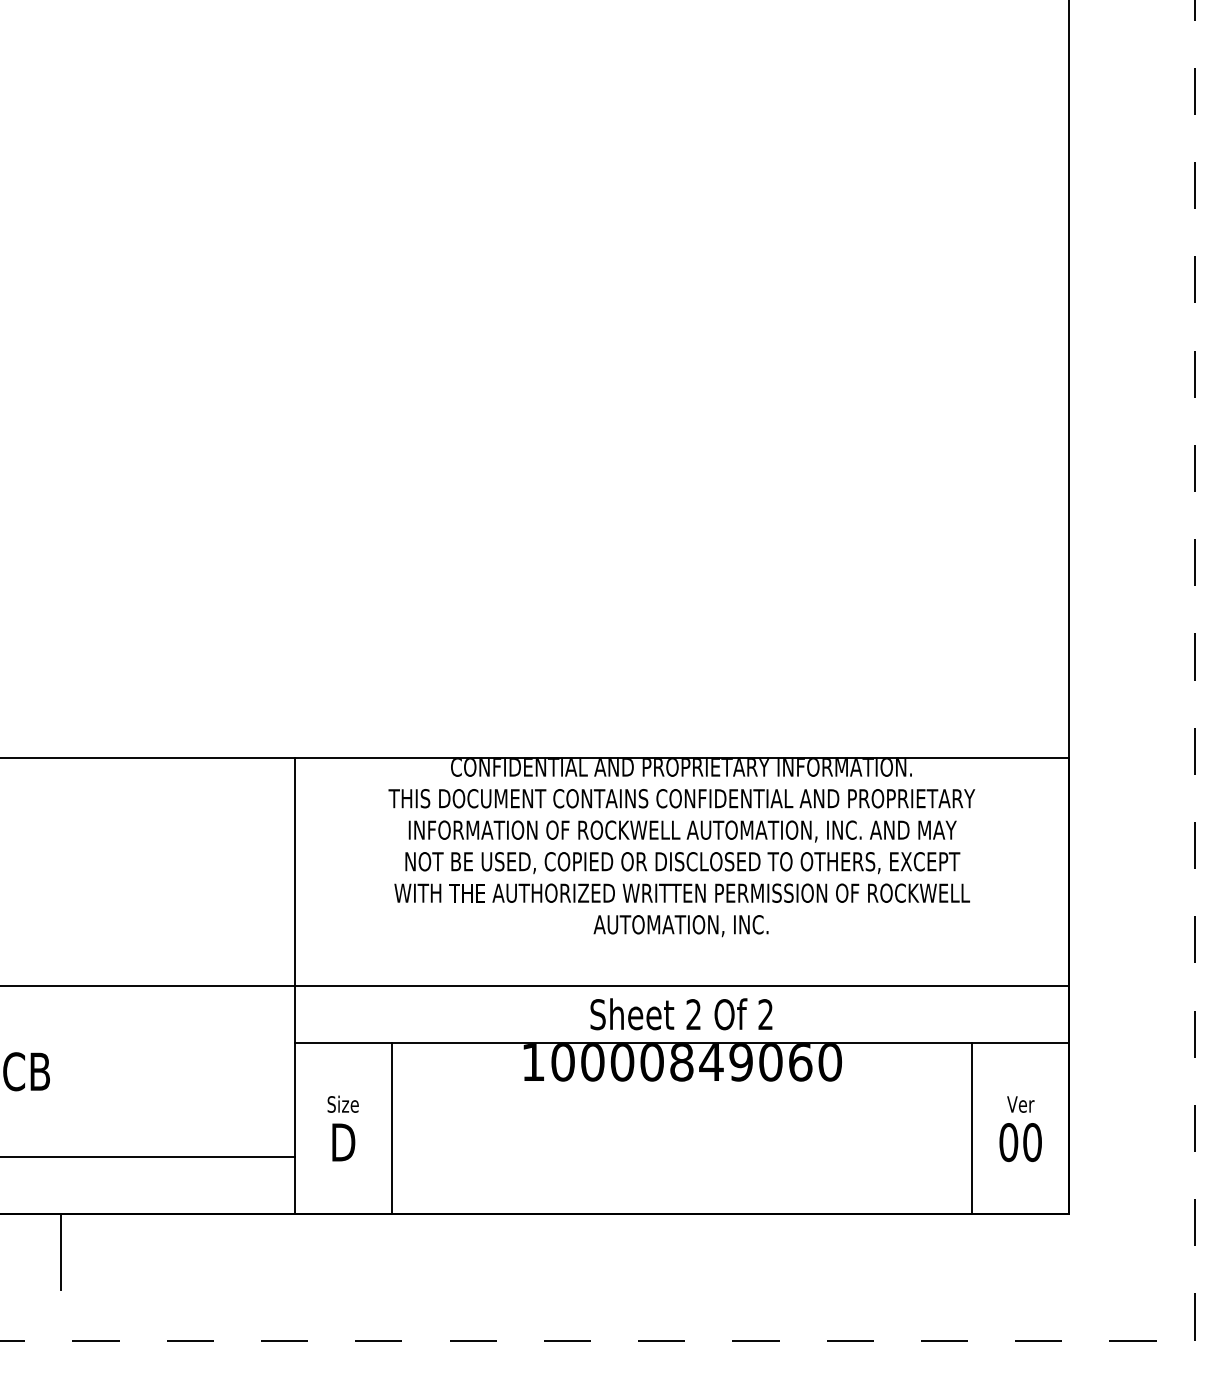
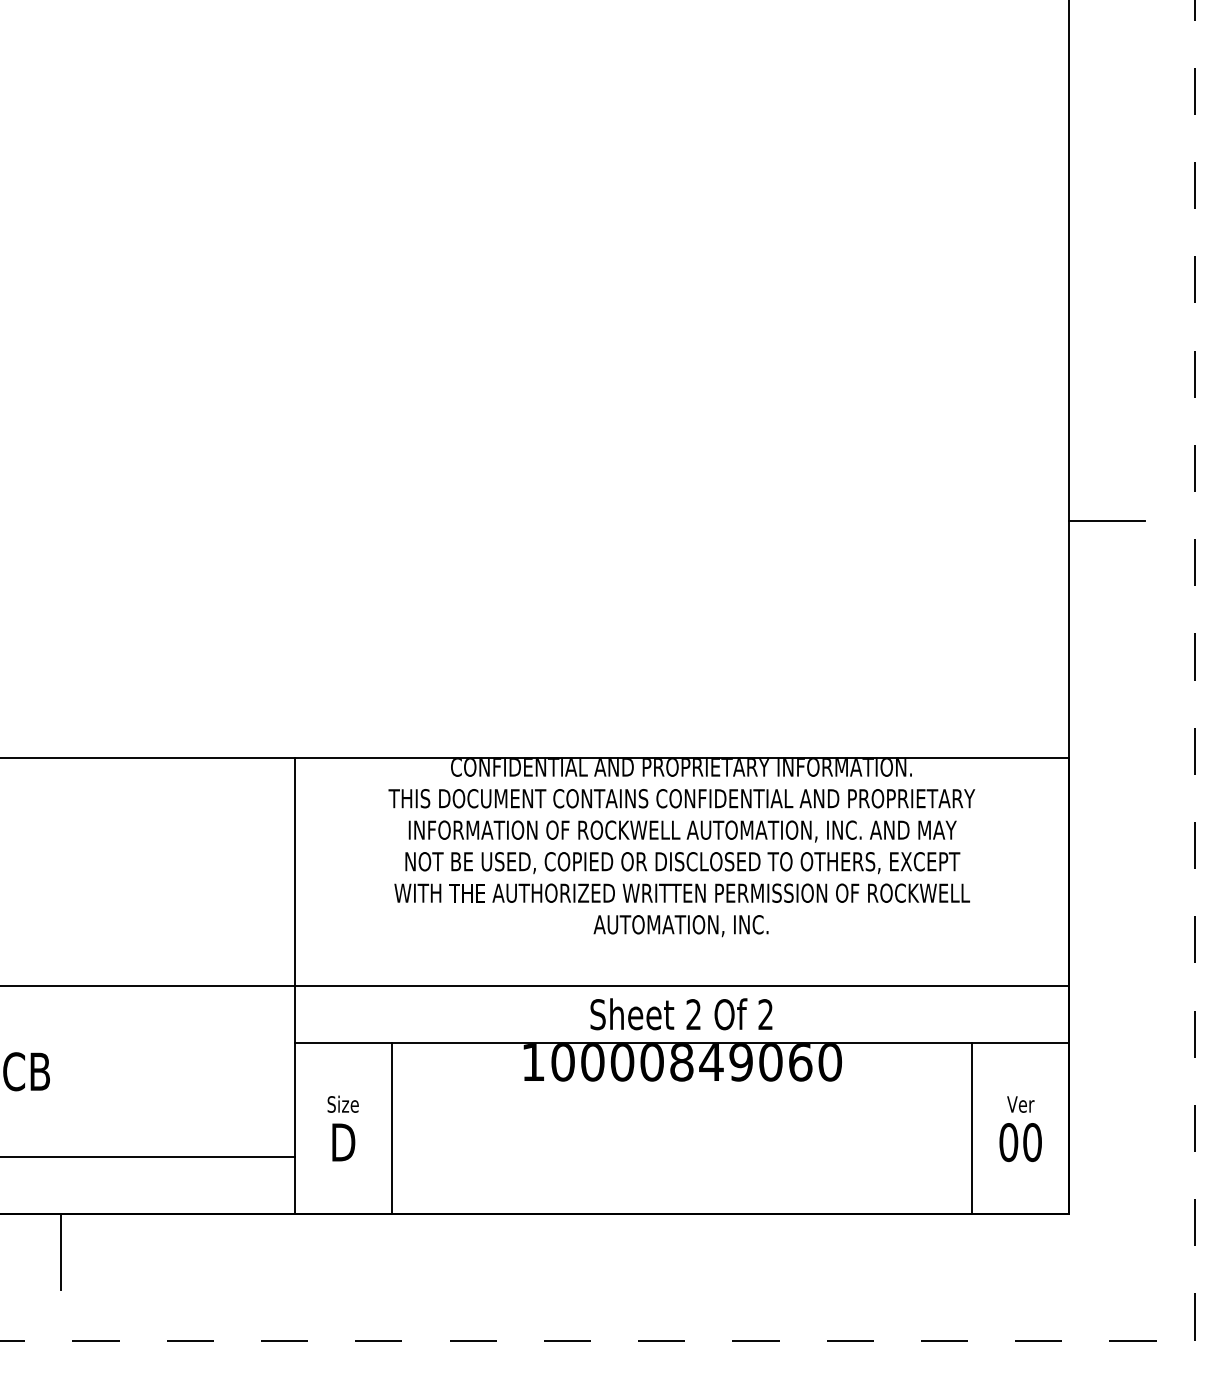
line: none -> present (1106, 521)
